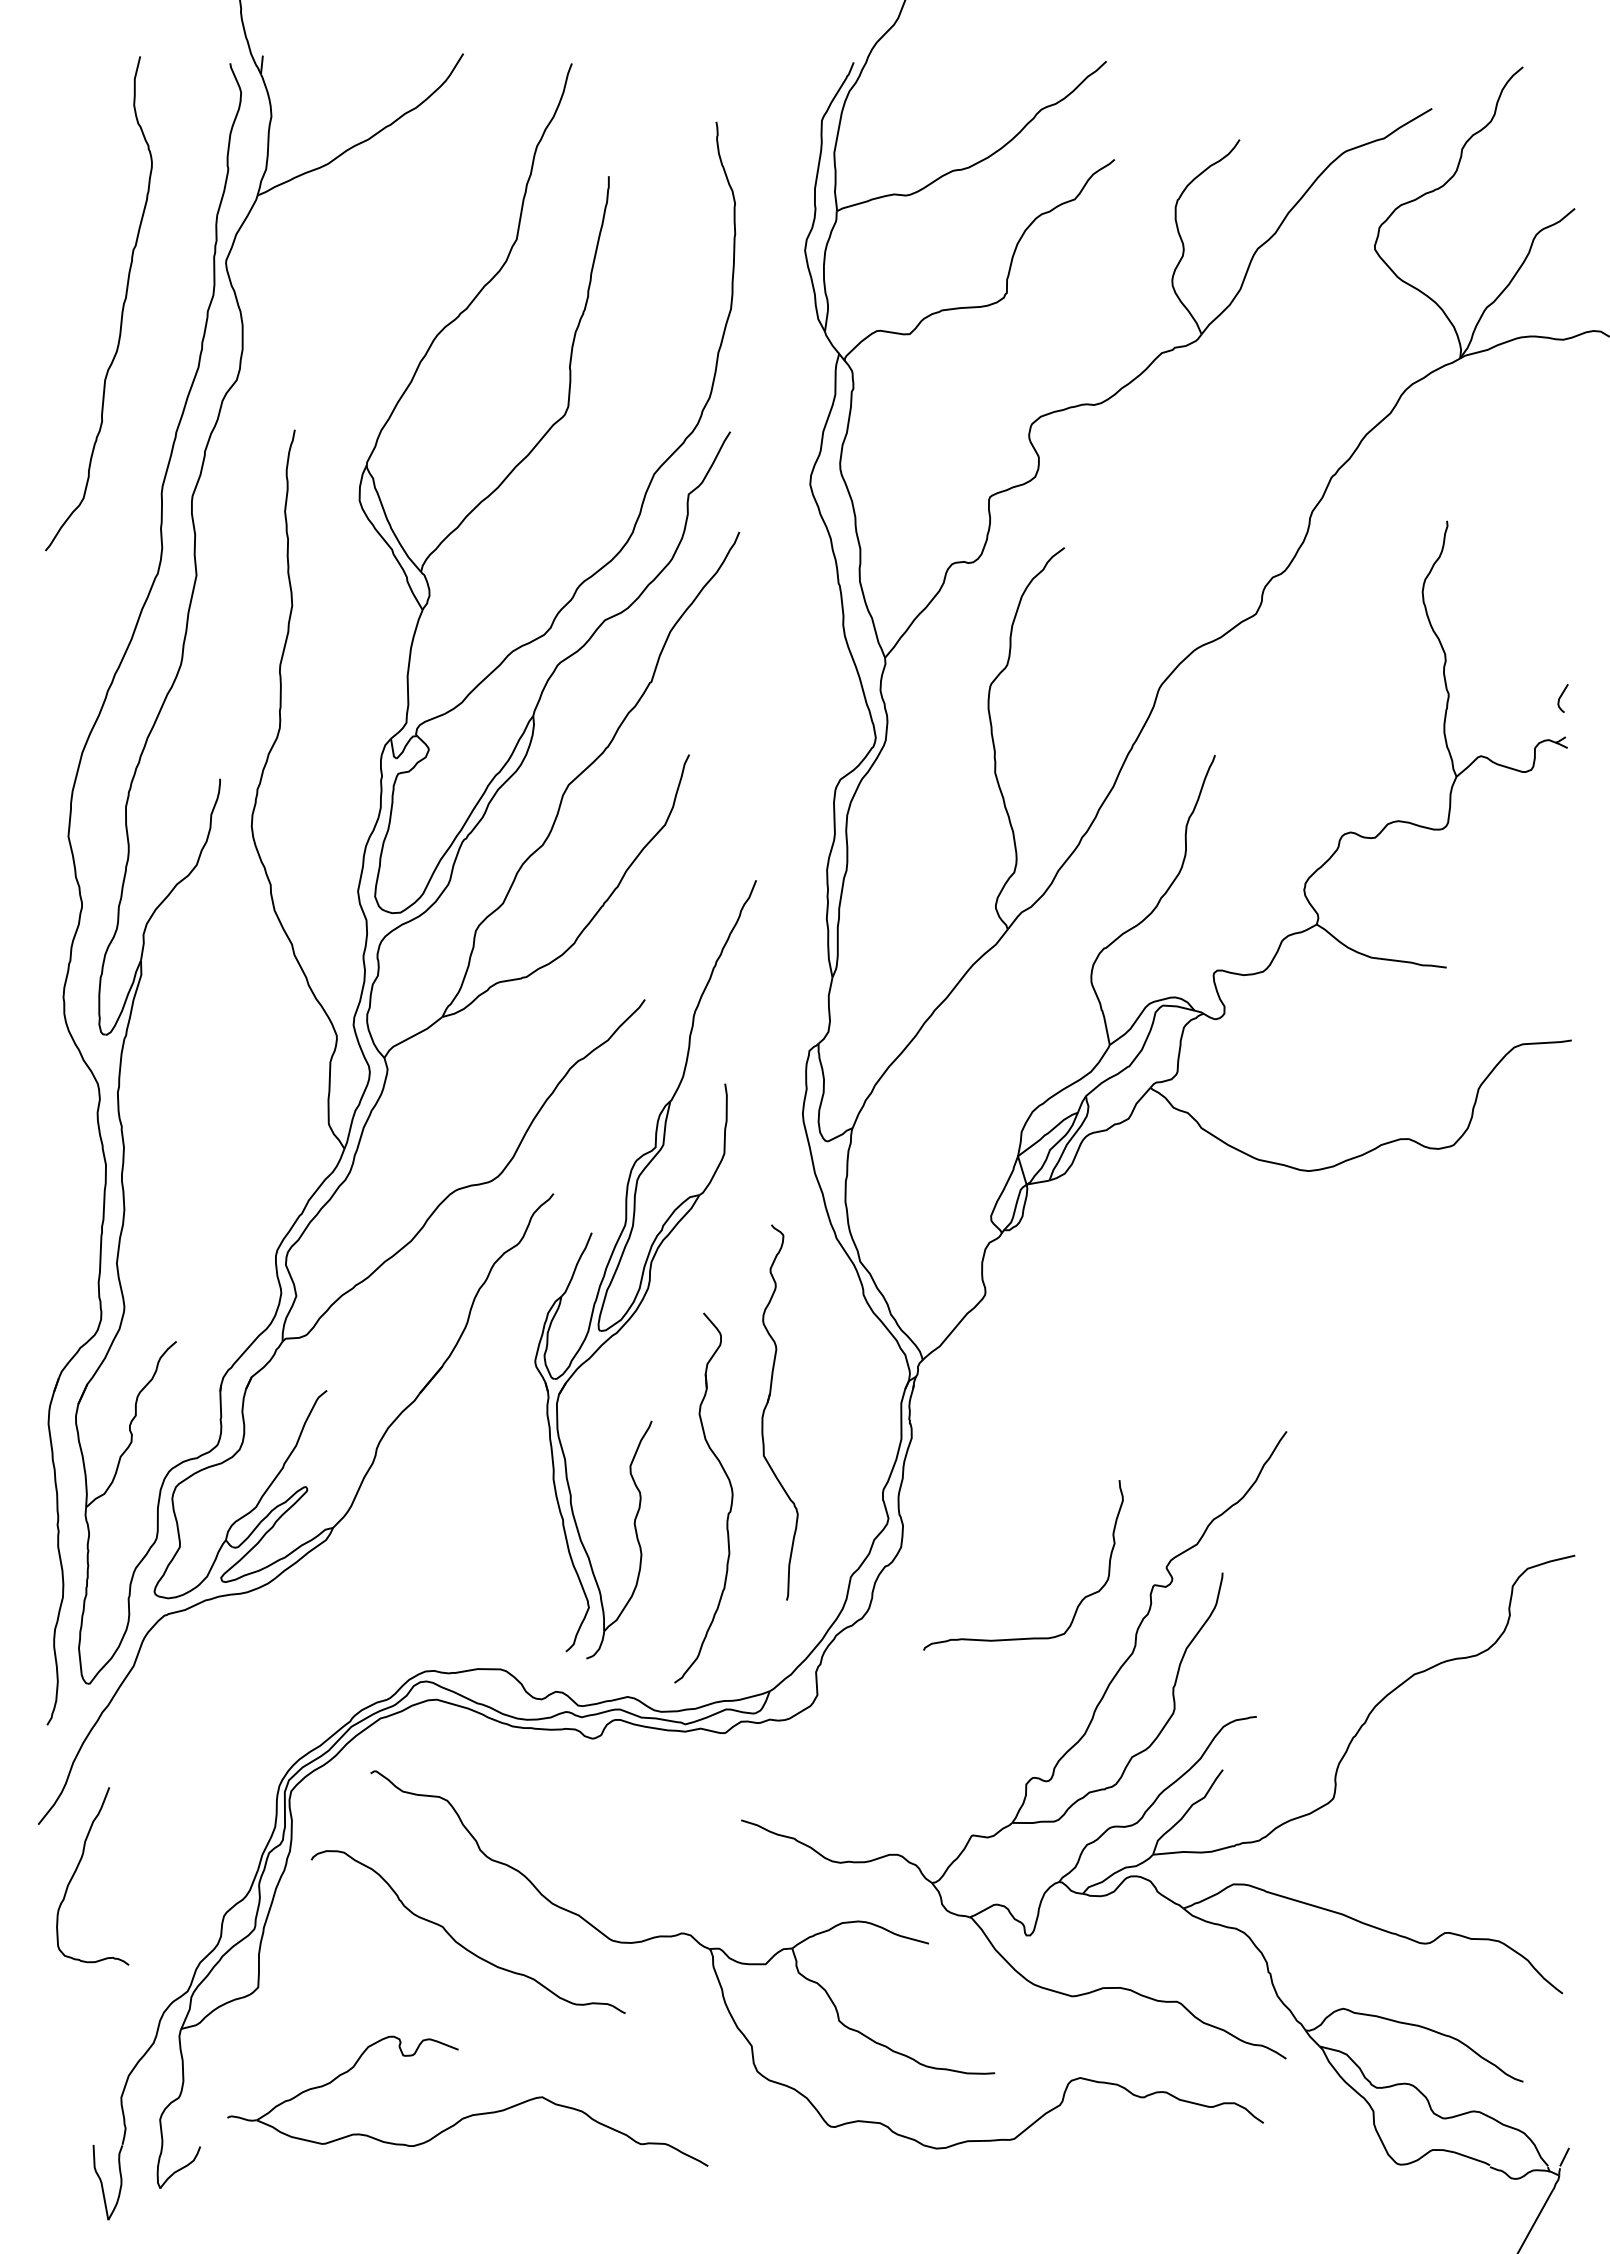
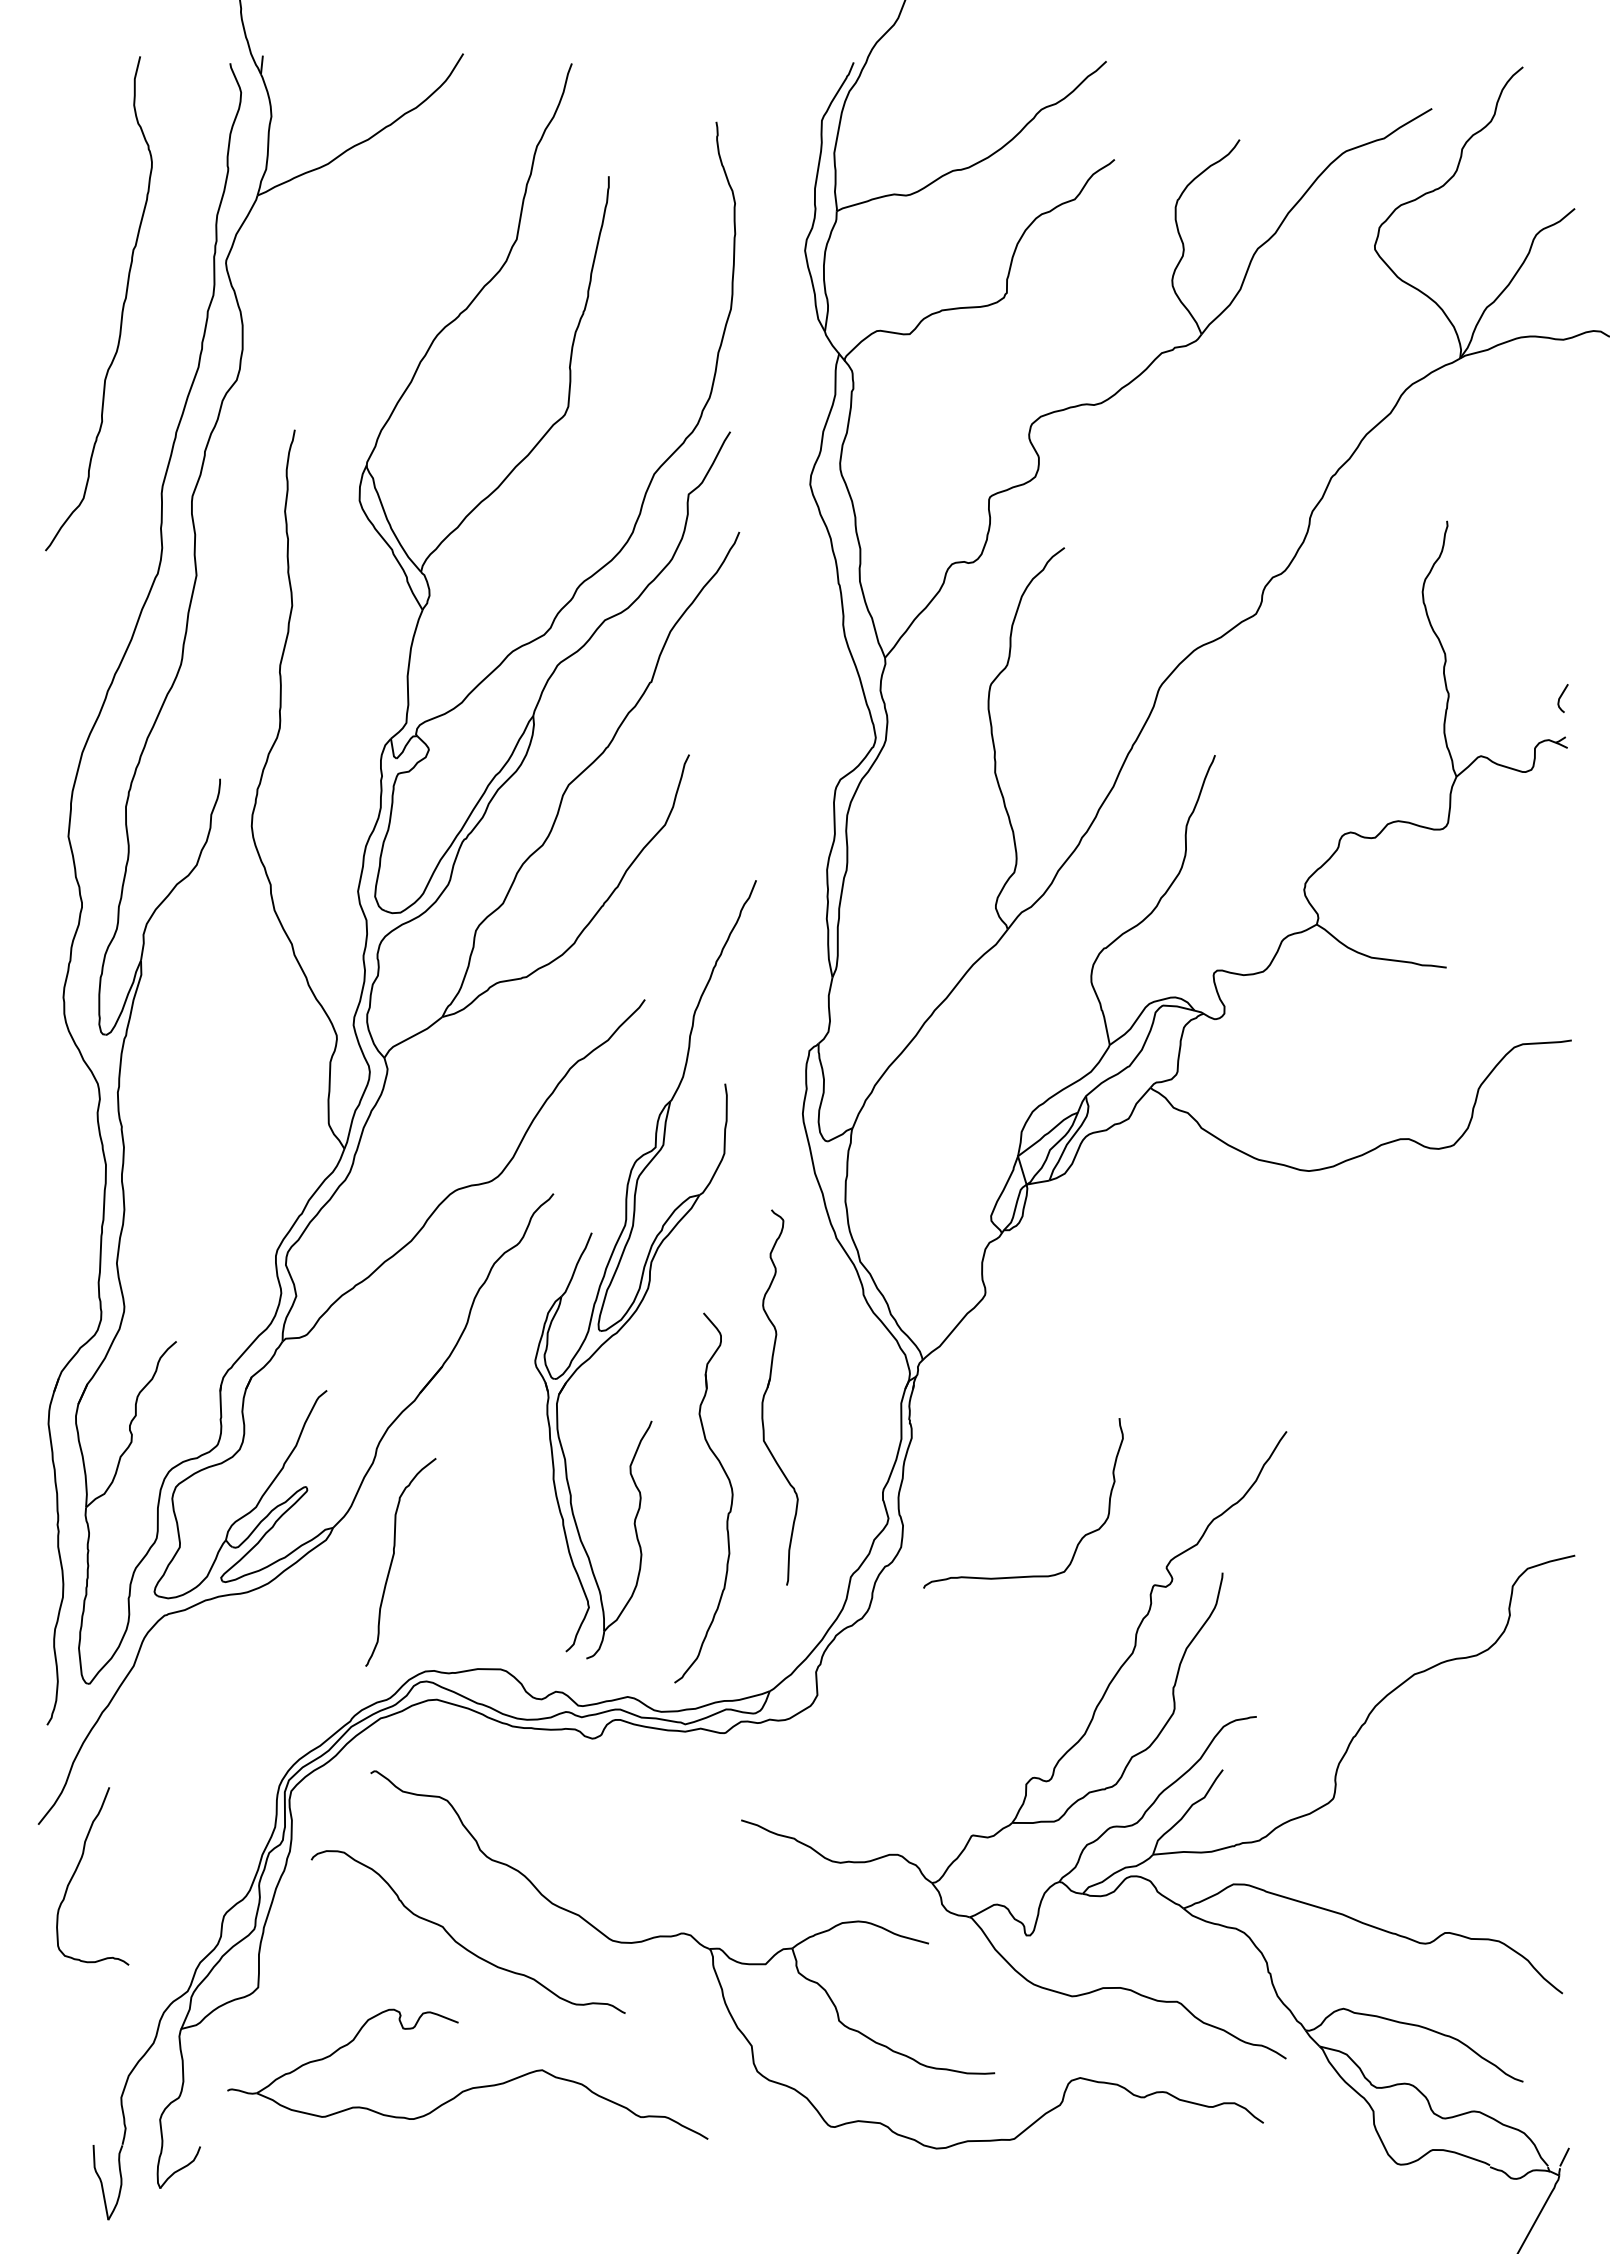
part position: (767, 1405) -> (767, 1390) (767, 1390)
curve: none -> present (393, 1559)
curve position: (1079, 1602) -> (1079, 1540) (1079, 1540)
part position: (471, 2114) -> (471, 2087) (471, 2087)
